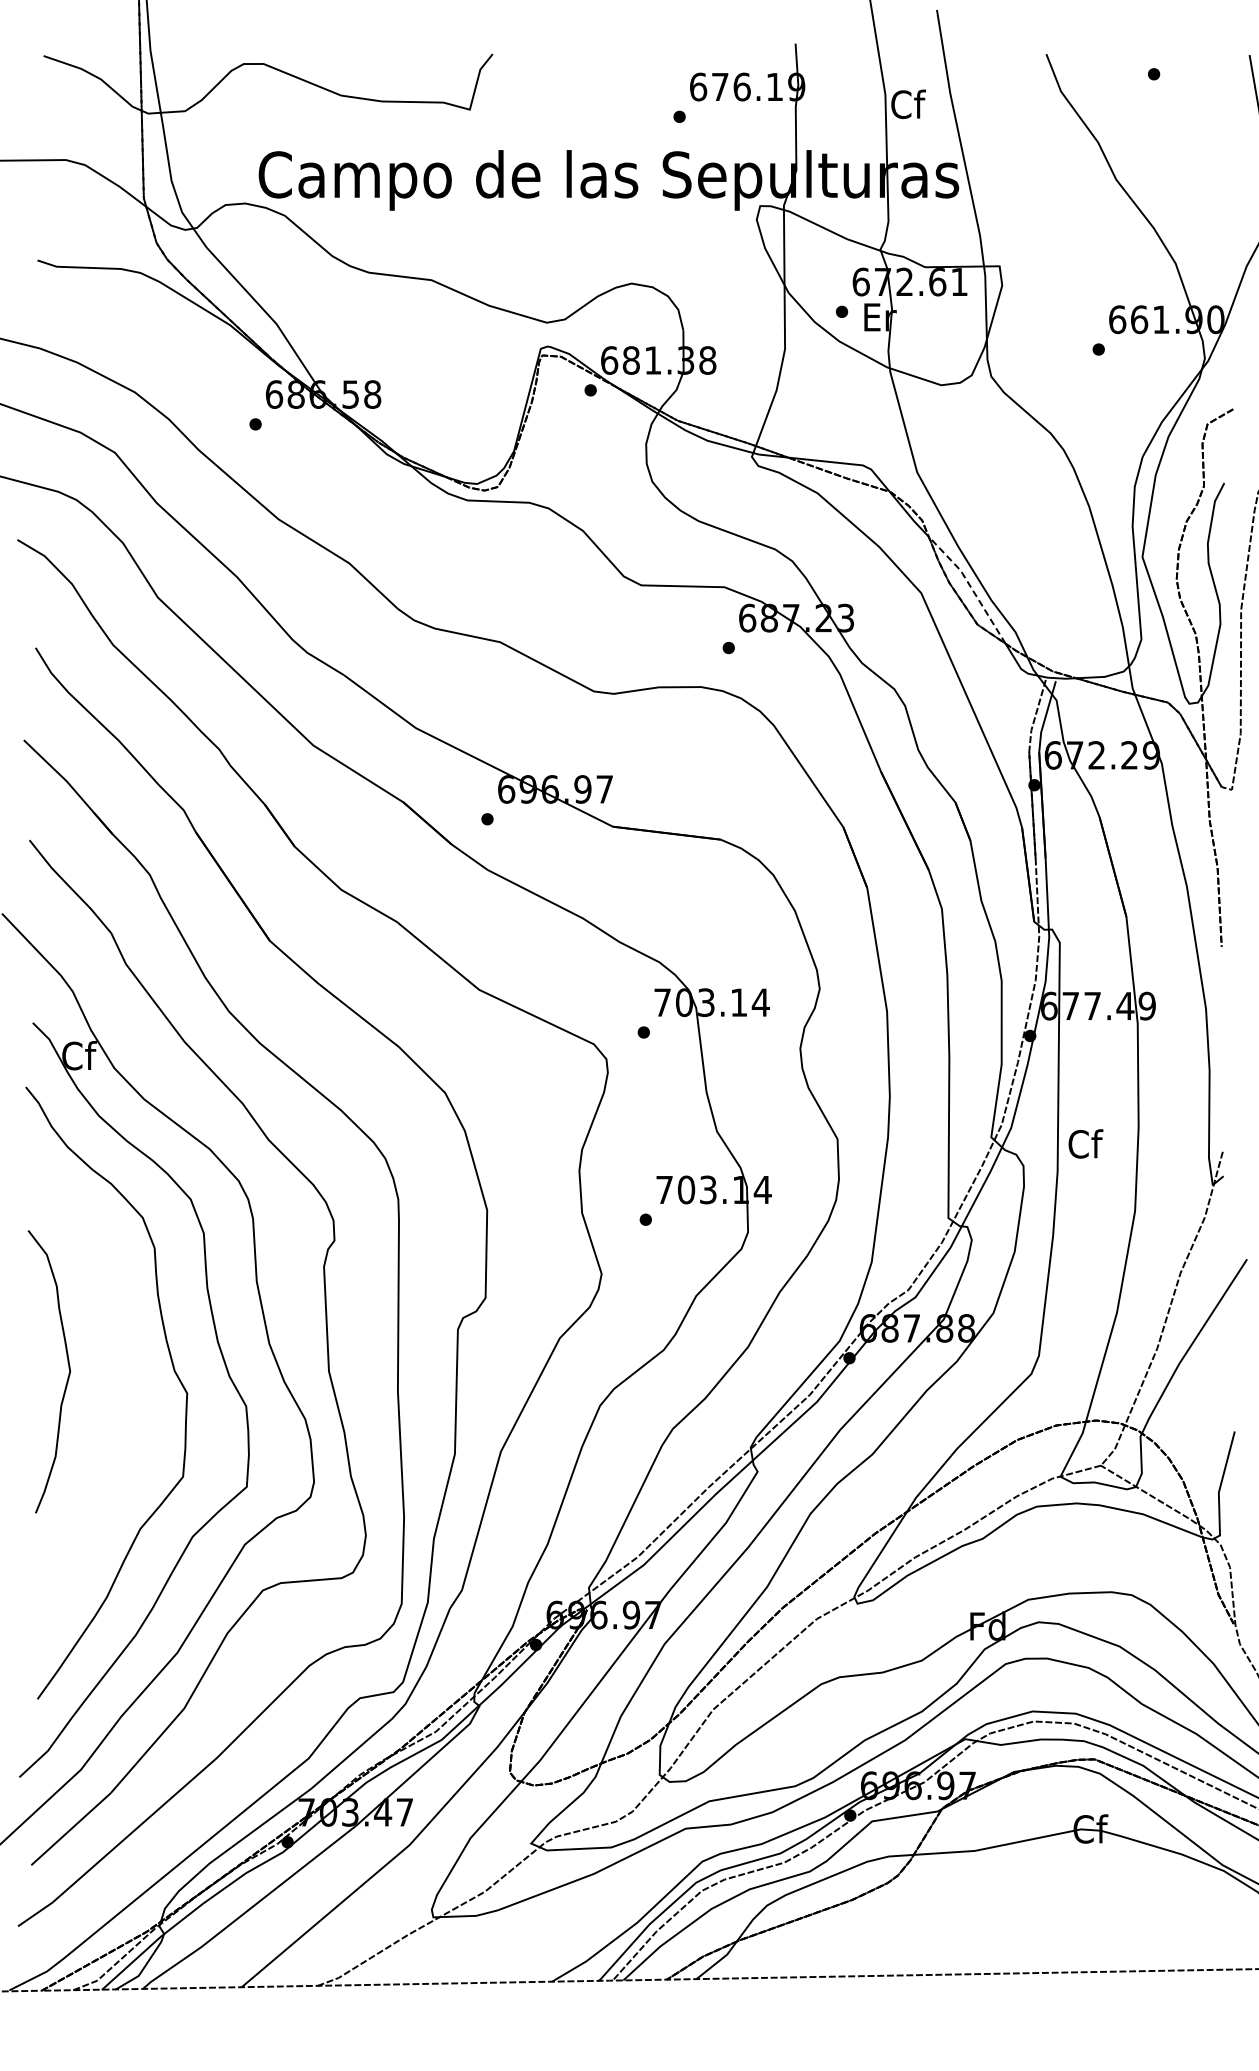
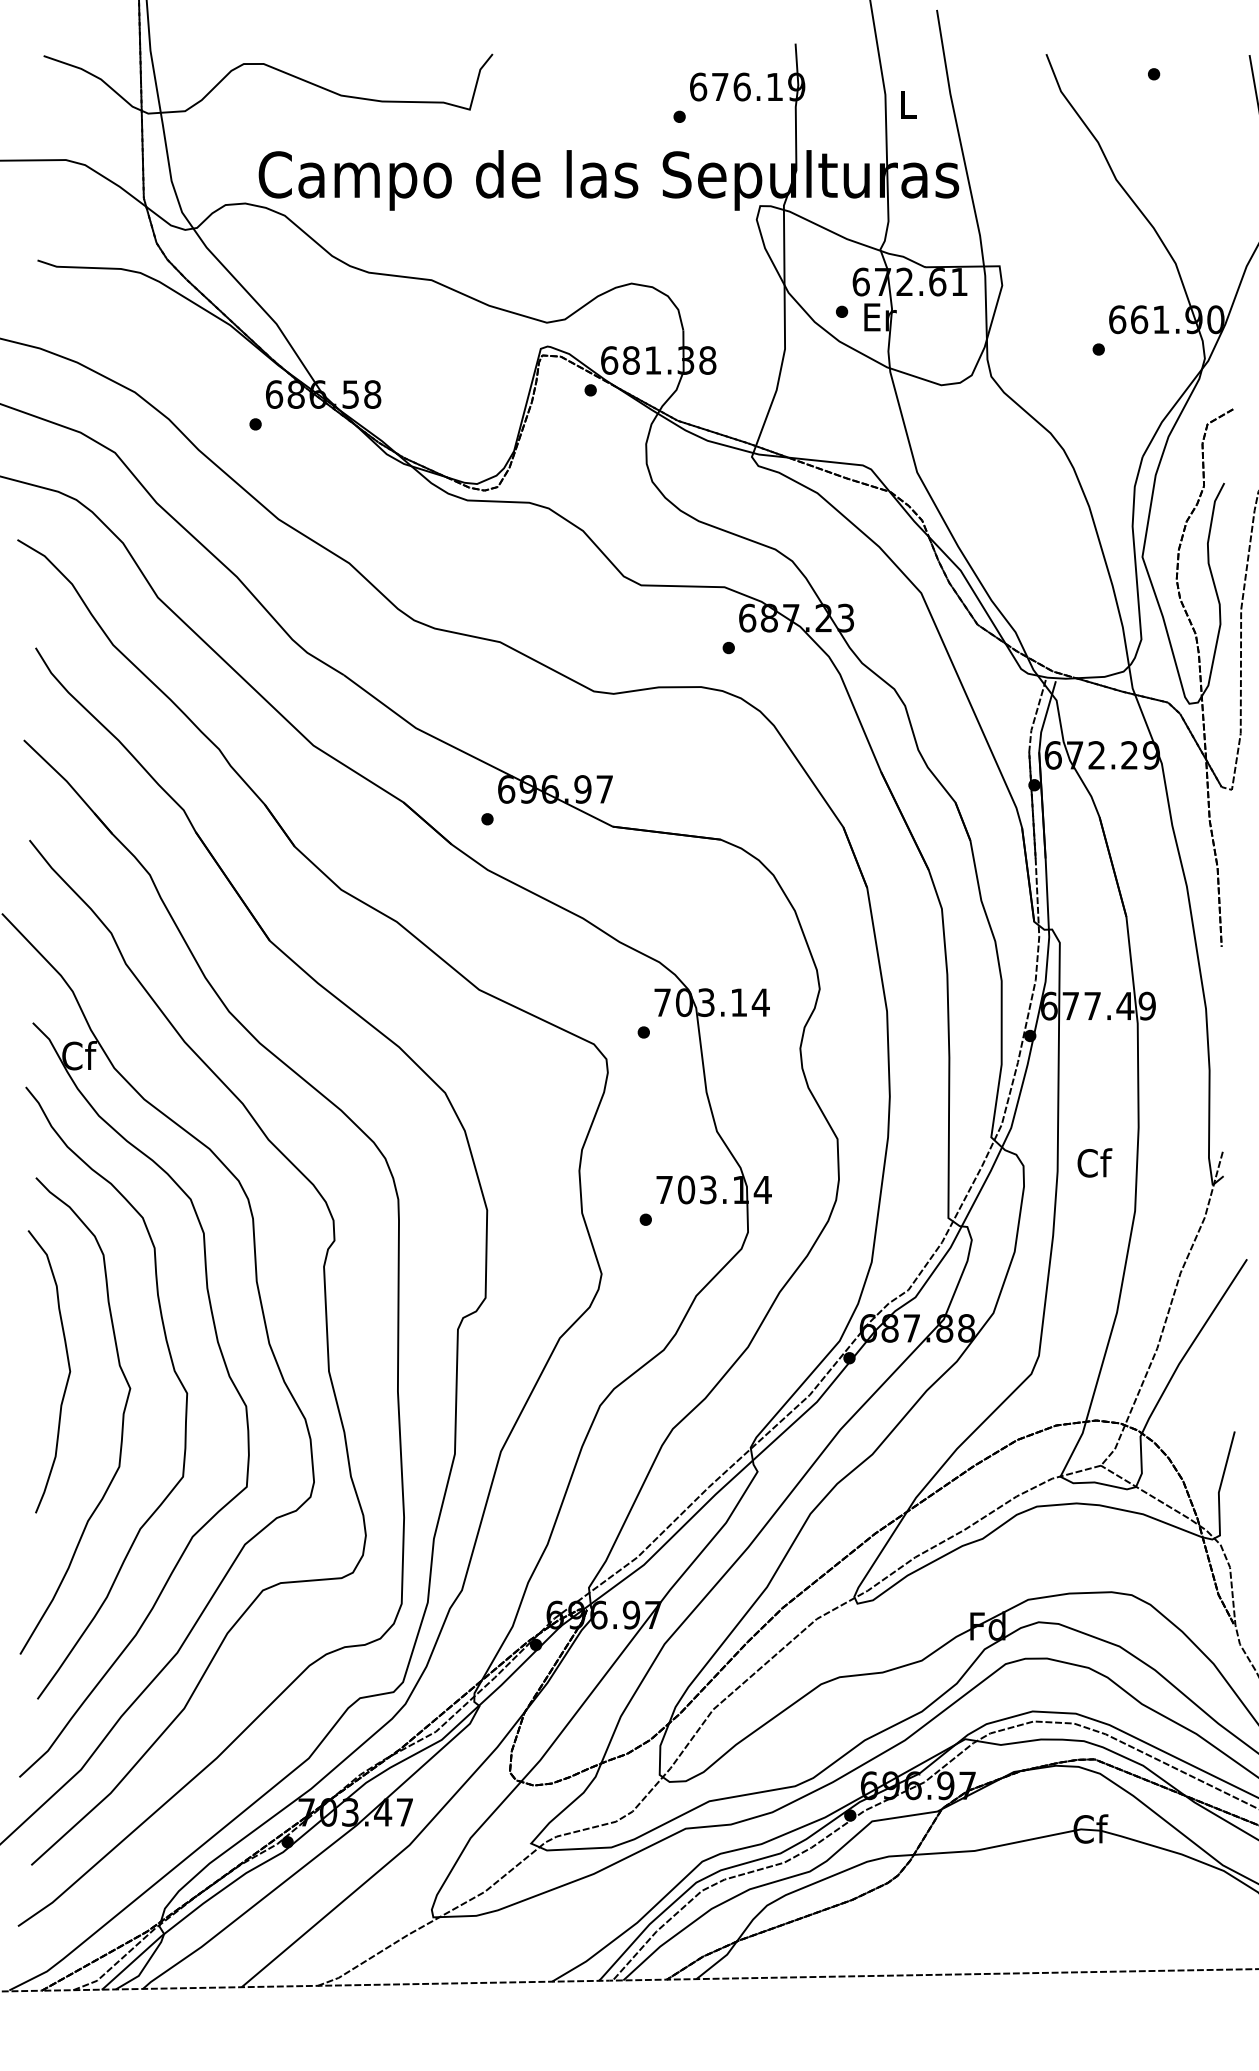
text: Cf -> L (908, 104)
line: dashed -> solid (970, 586)
text position: (1085, 1143) -> (1094, 1162) (1094, 1162)
curve: none -> present (122, 1415)
